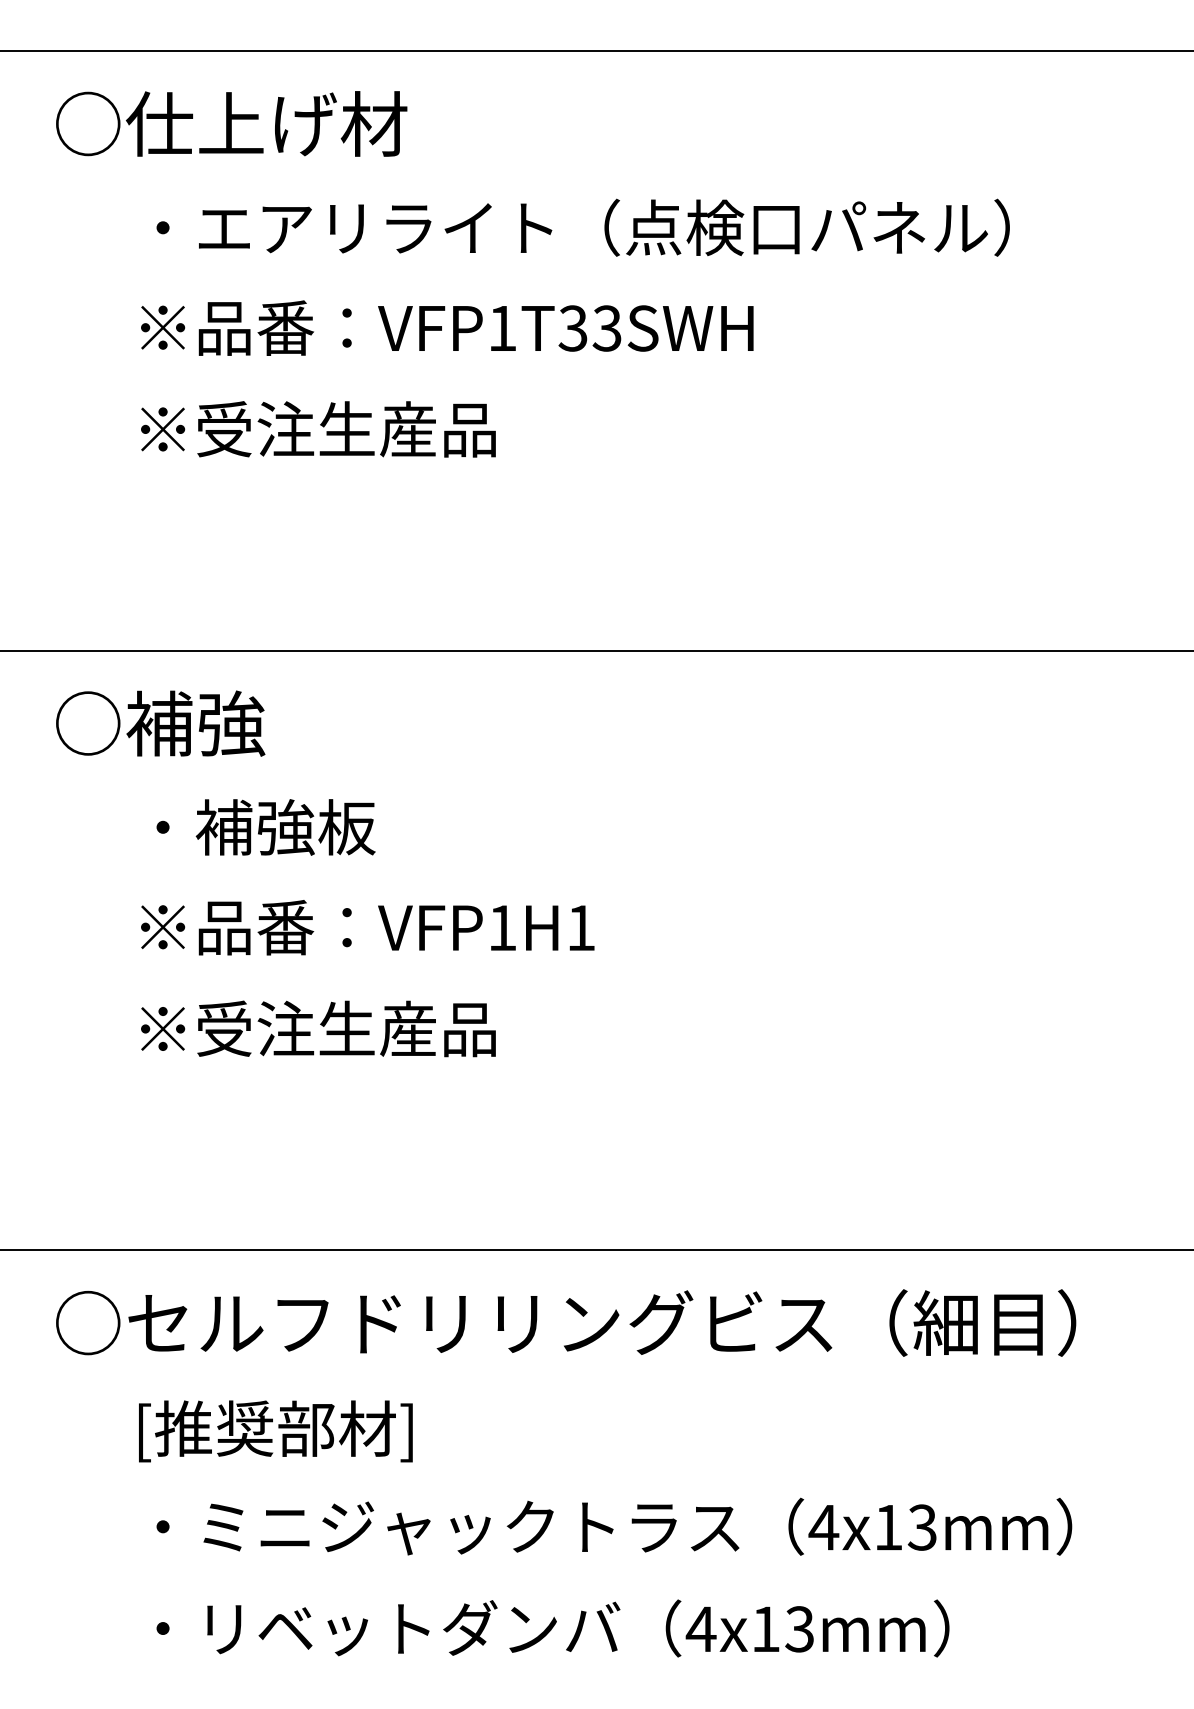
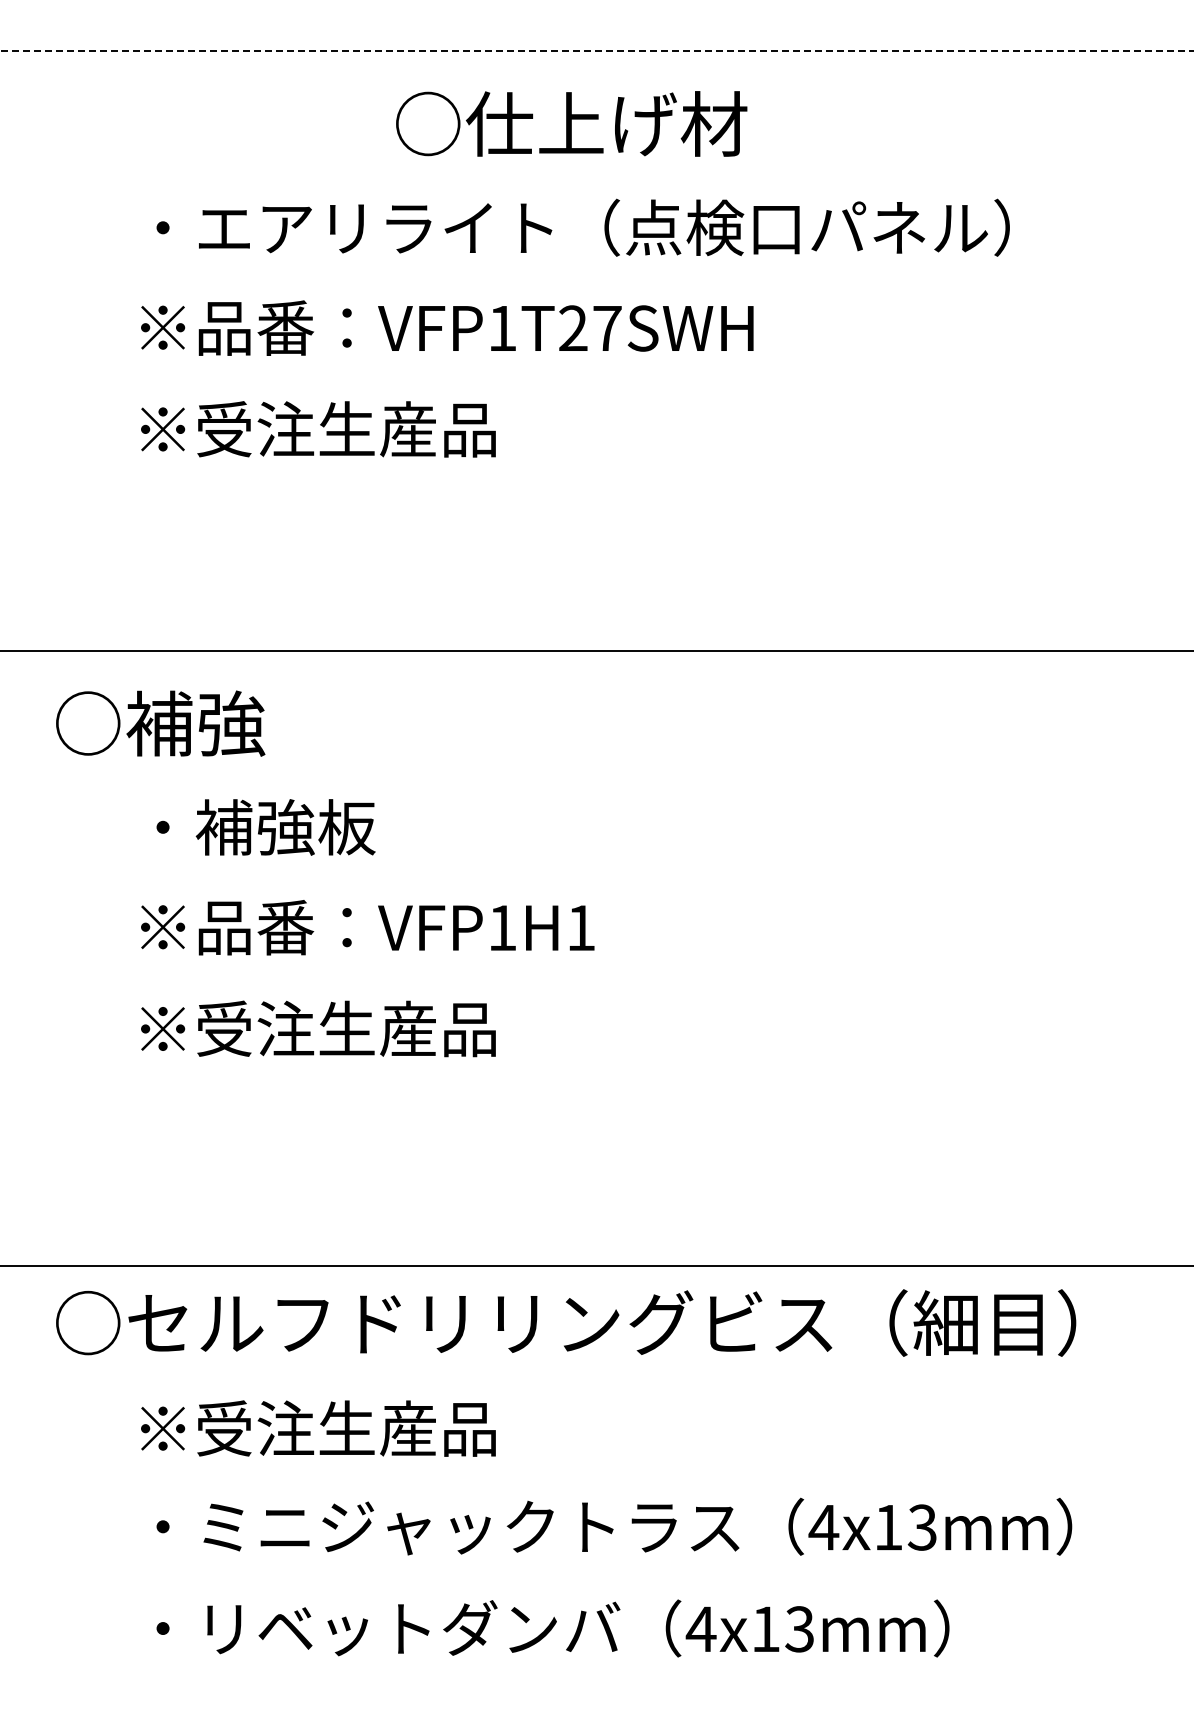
line: solid -> dashed (597, 51)
text position: (231, 123) -> (571, 123) (571, 123)
text: VFP1T33SWH -> VFP1T27SWH (589, 328)
line position: (596, 1250) -> (596, 1266) (596, 1266)
text: [推奨部材] -> ※受注生産品 (317, 1431)
